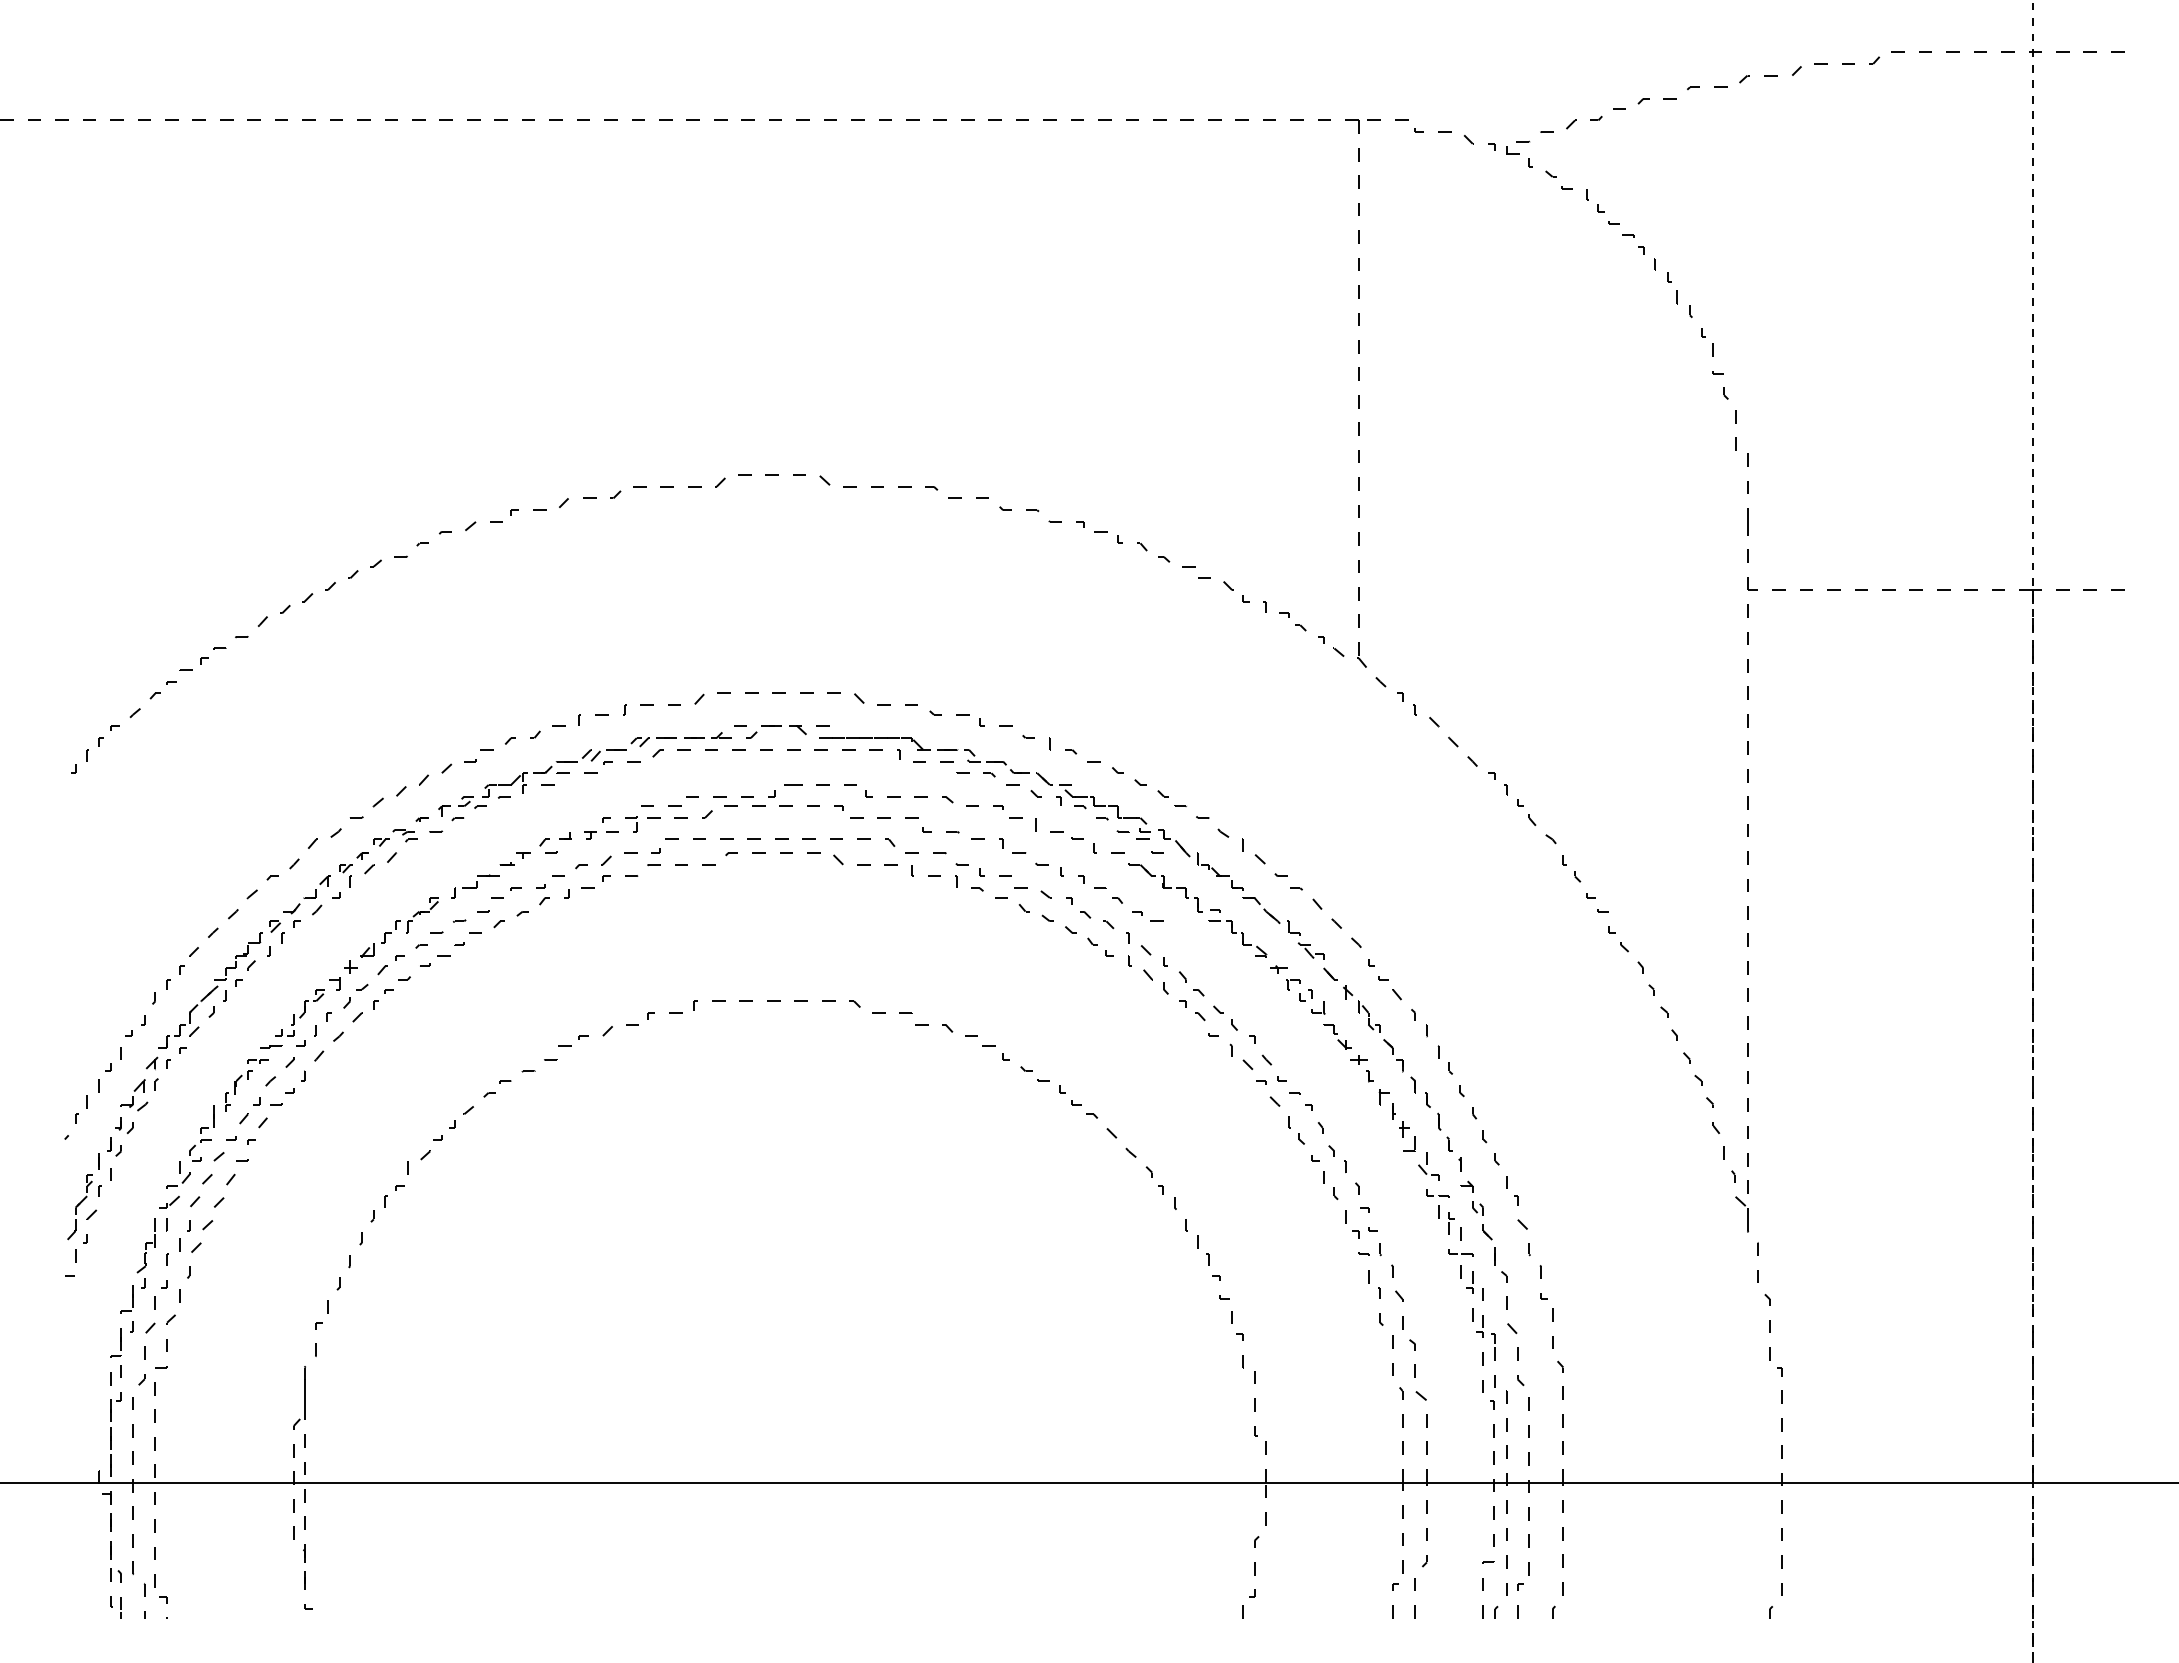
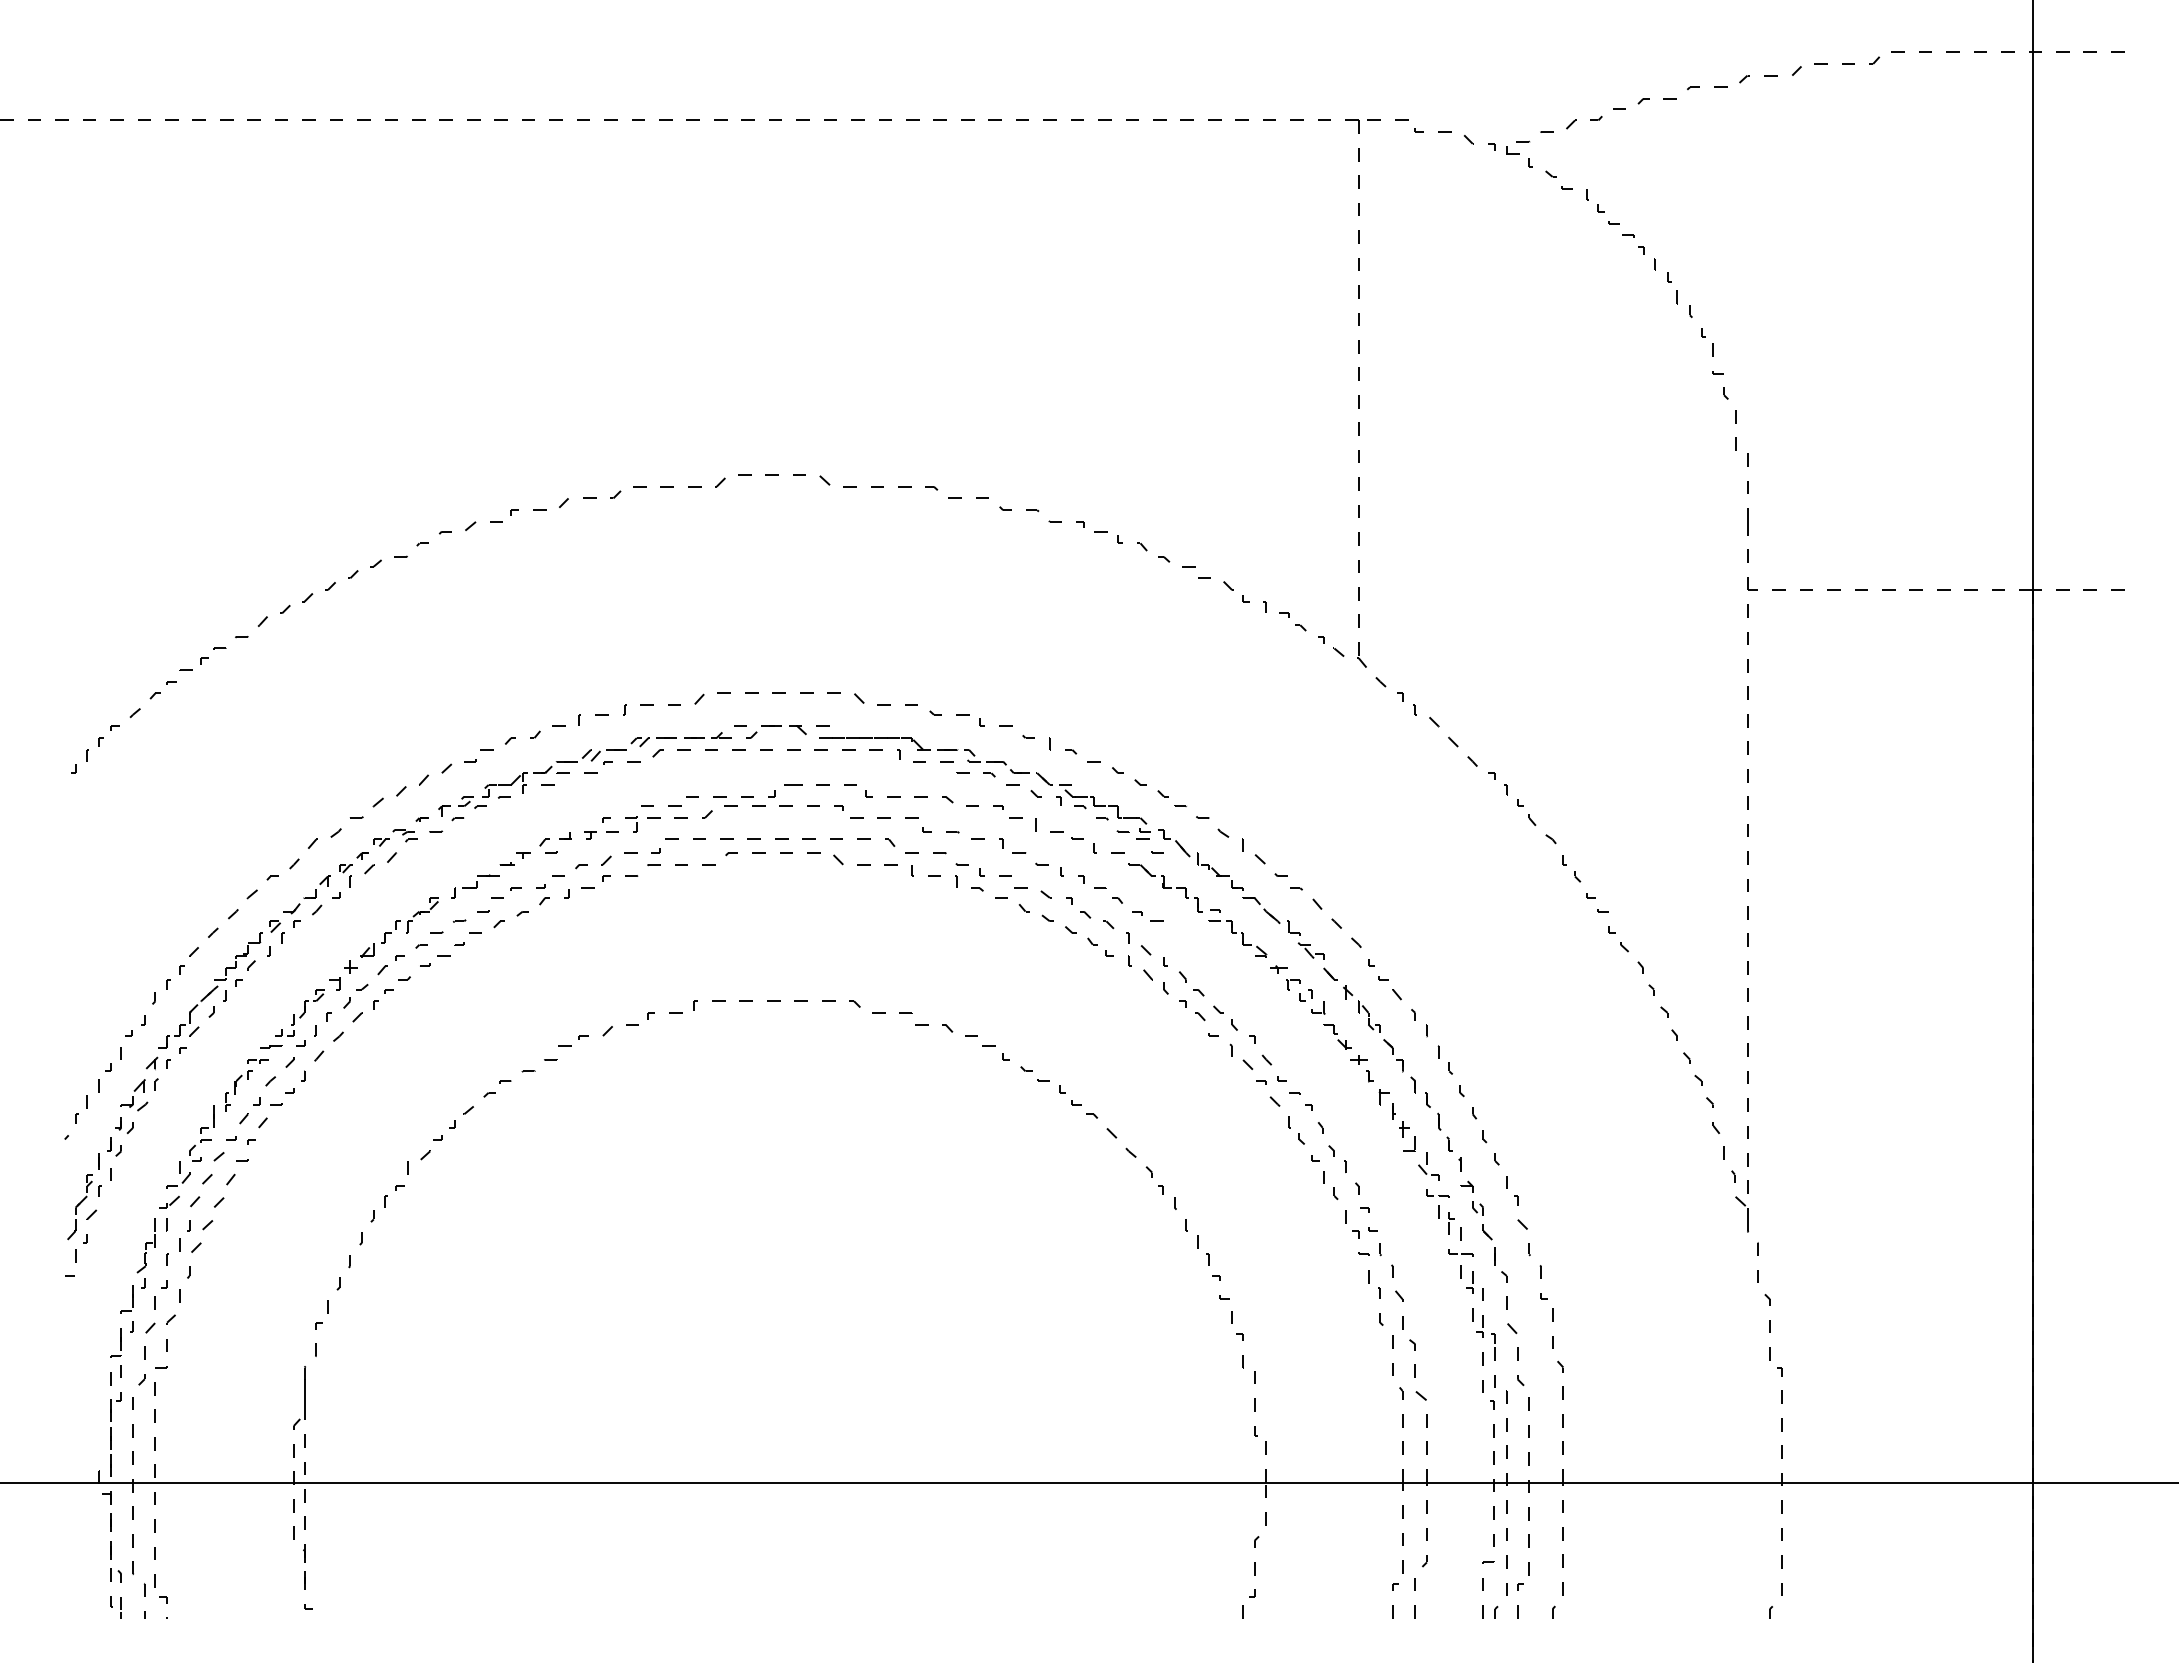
line: dashed -> solid (2032, 831)
